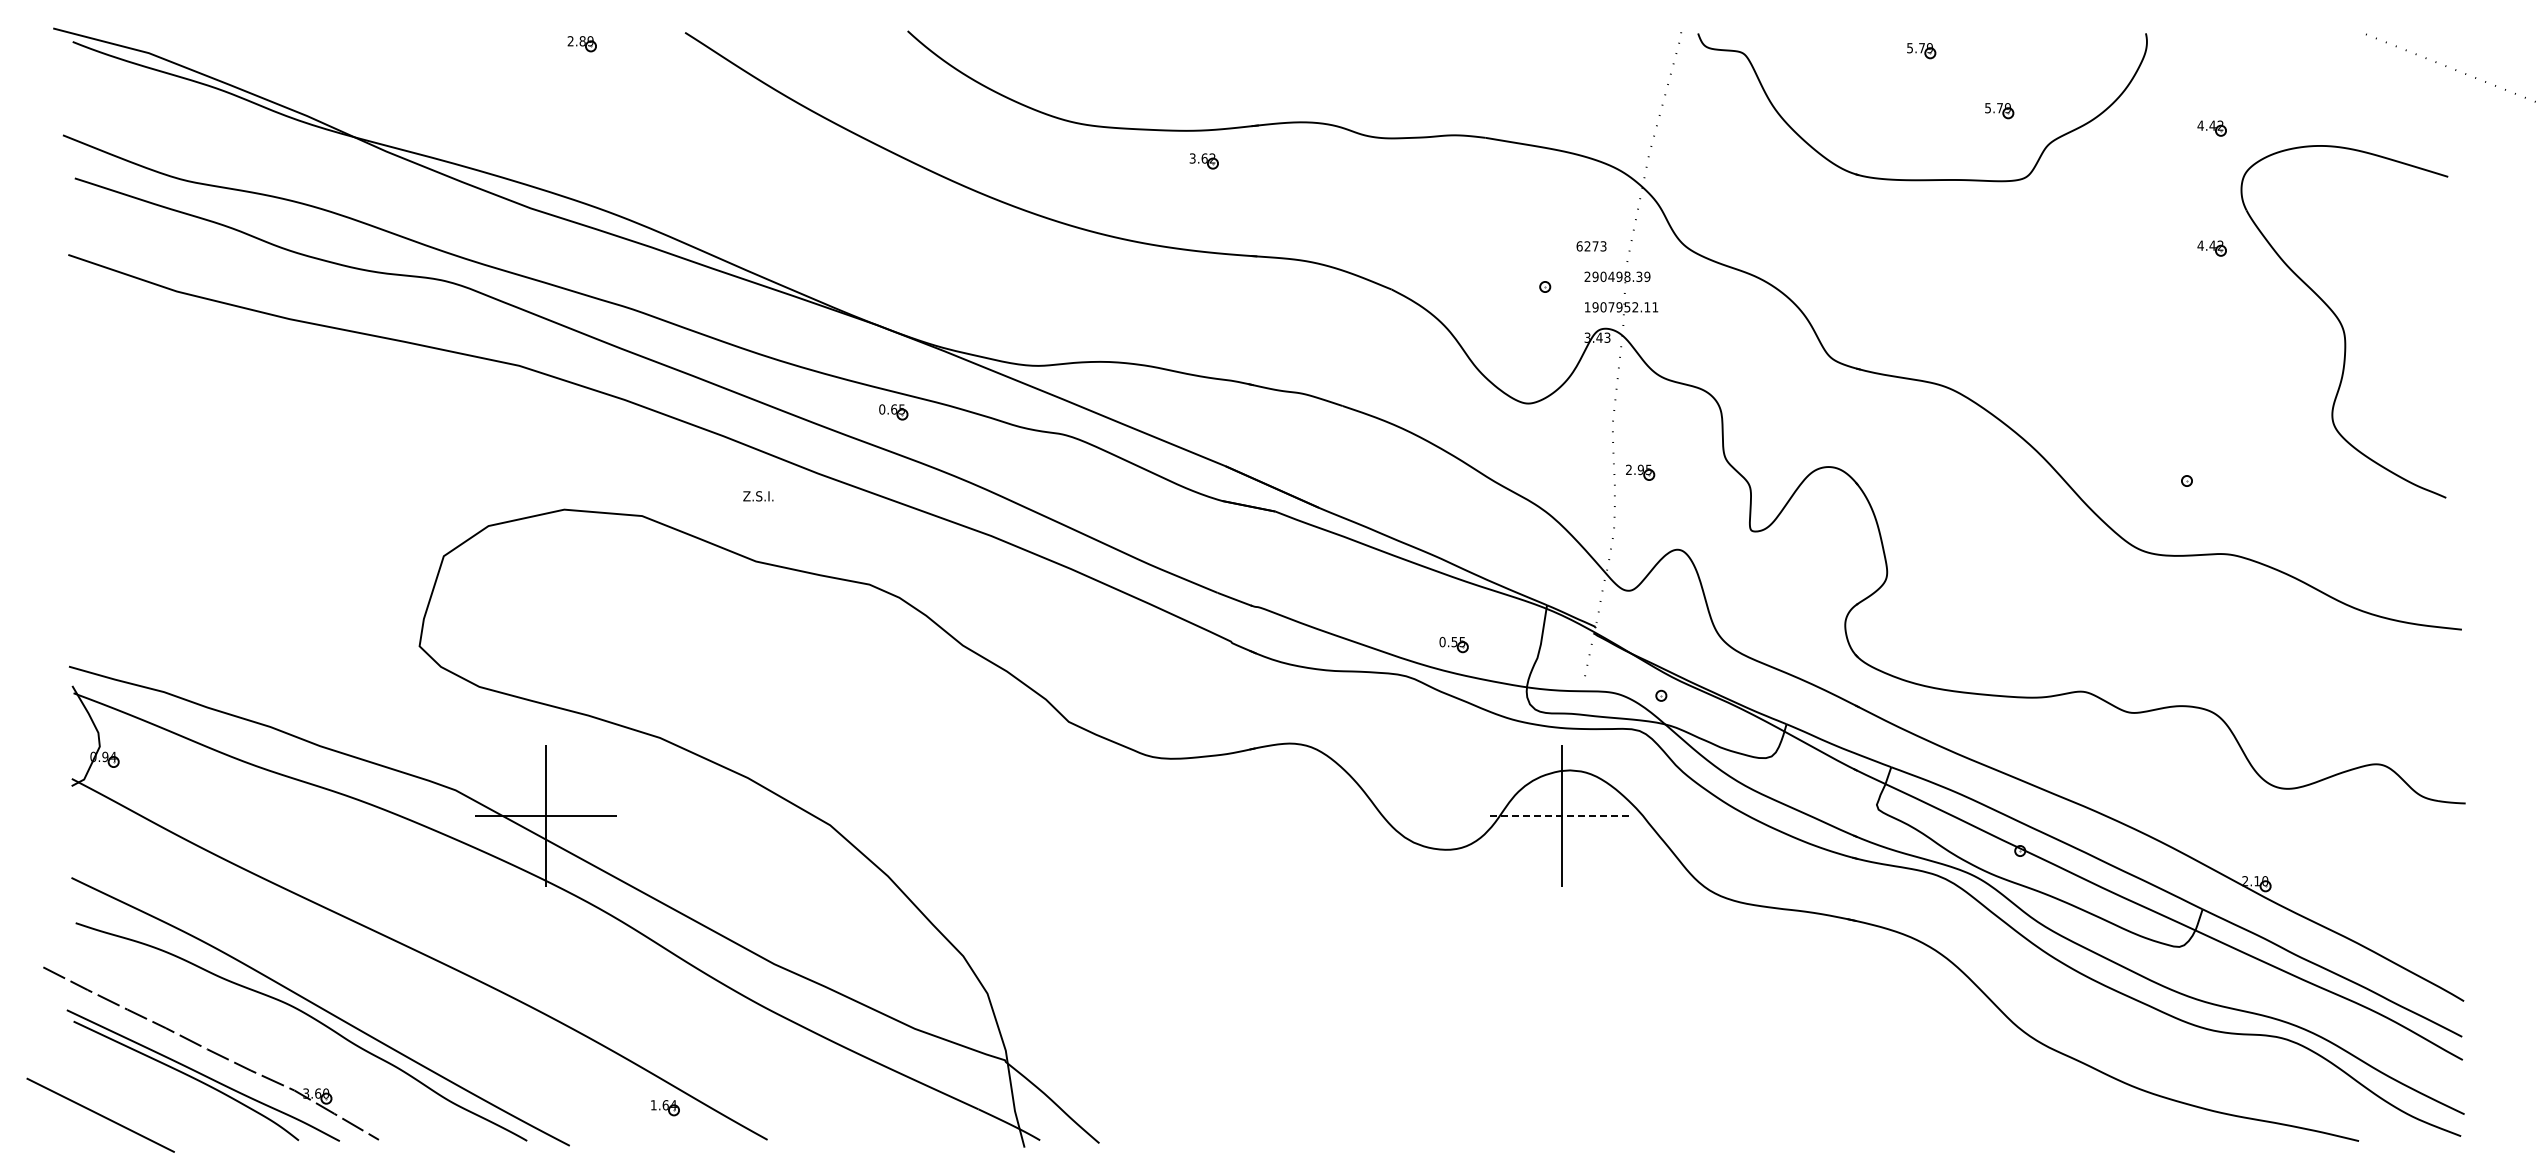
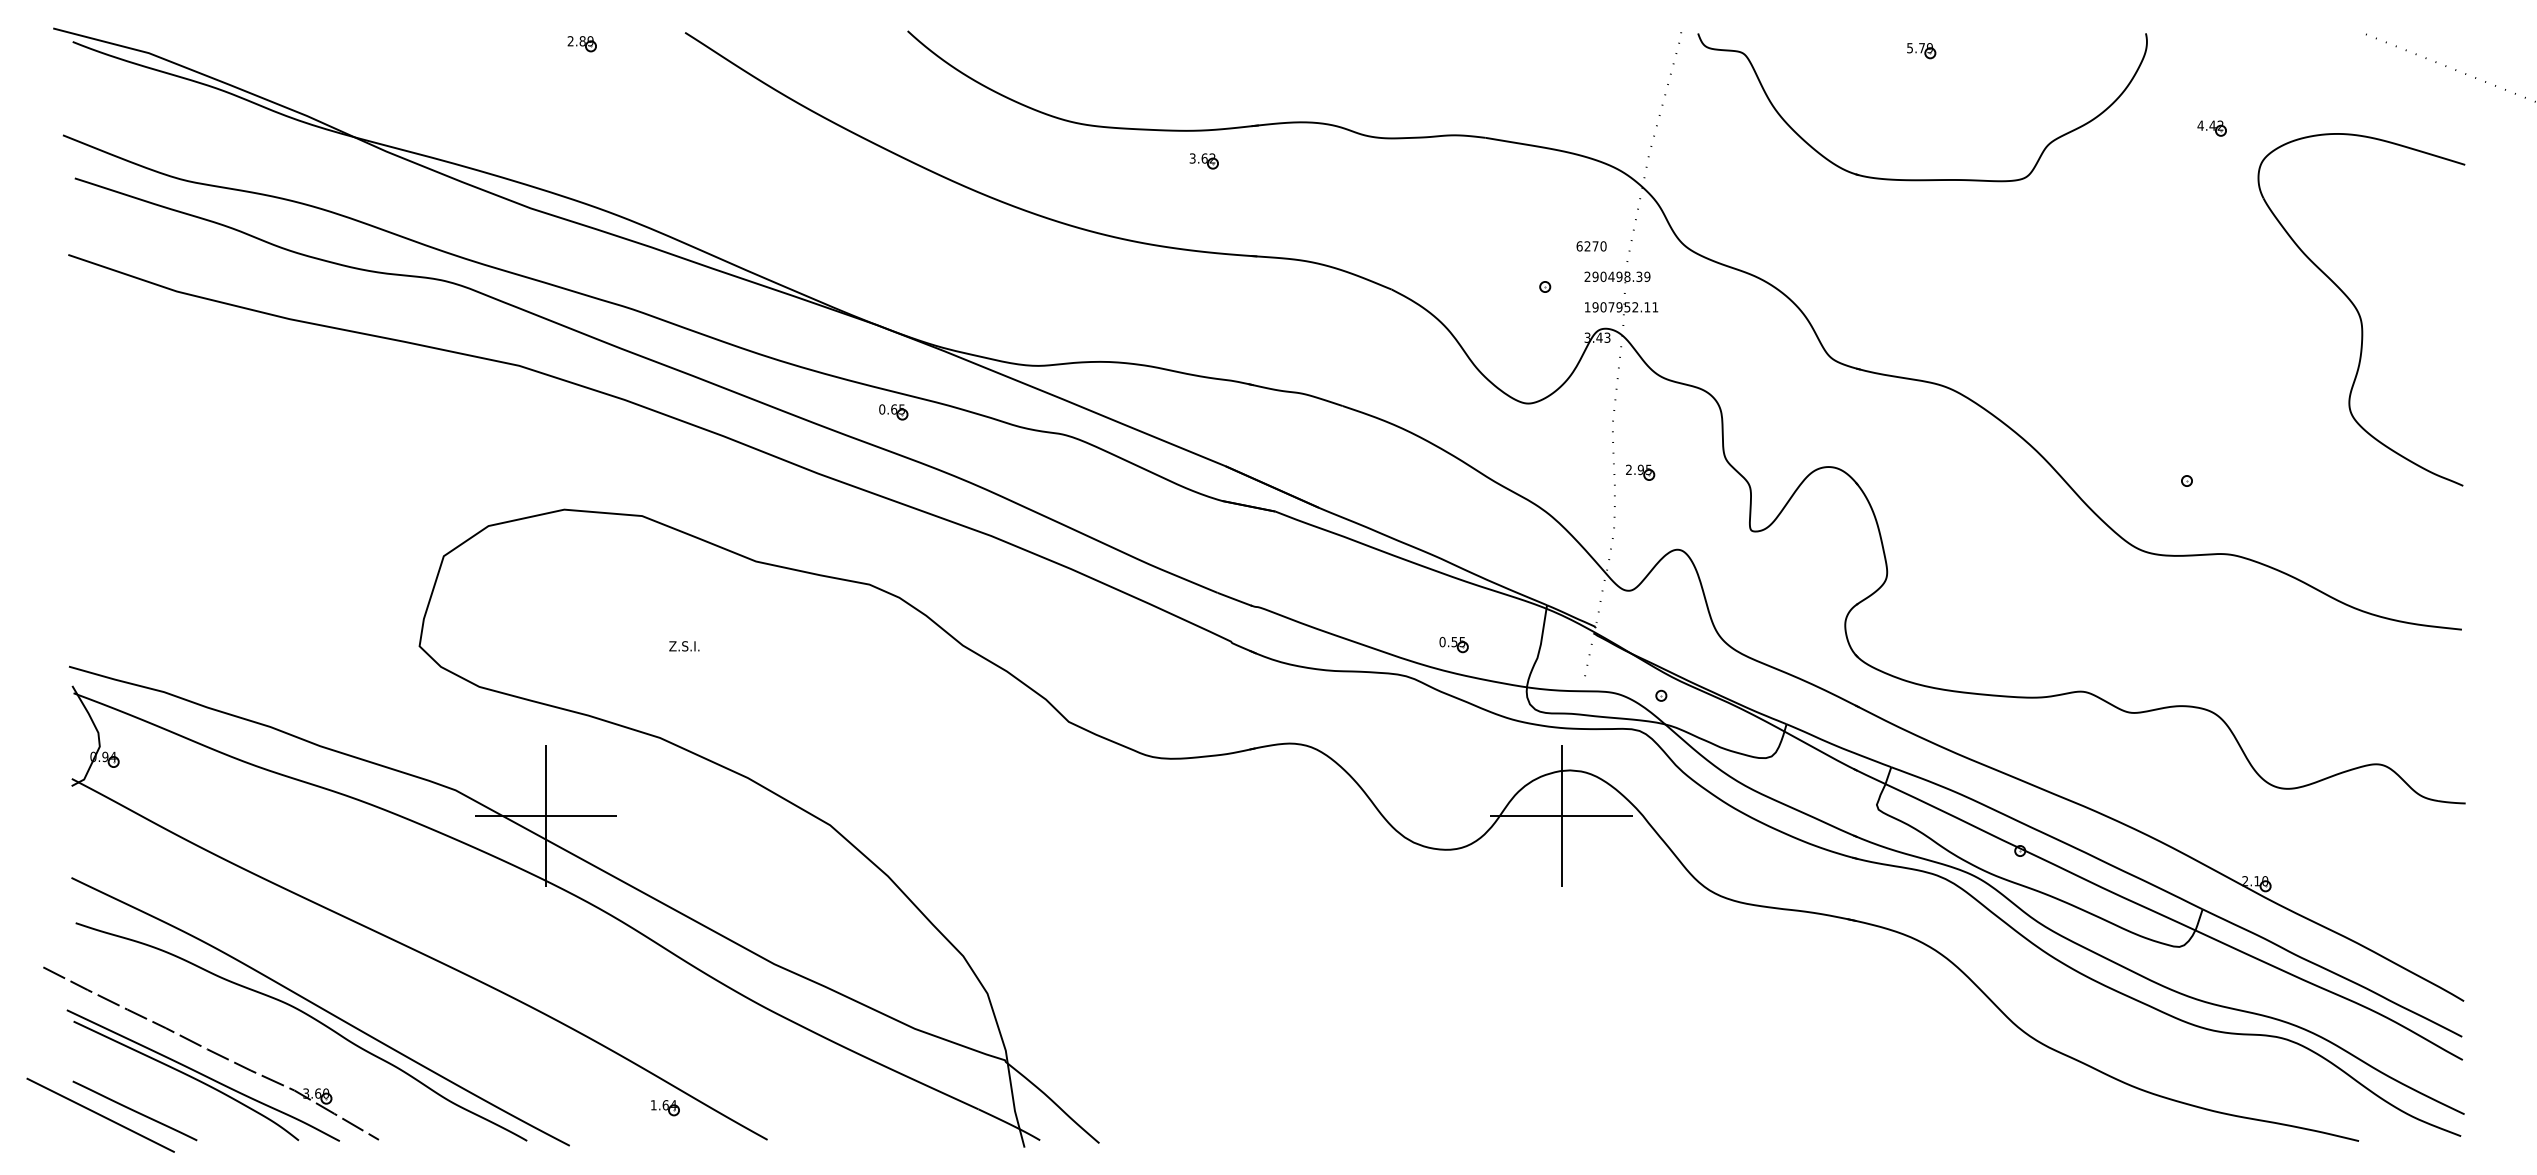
part: present -> none (1999, 111)
text: 6273 -> 6270 (1603, 246)
part: present -> none (2211, 248)
part position: (2344, 321) -> (2361, 309) (2361, 309)
text position: (758, 496) -> (684, 646) (684, 646)
line: dashed -> solid (1561, 816)
line: none -> present (134, 1110)
